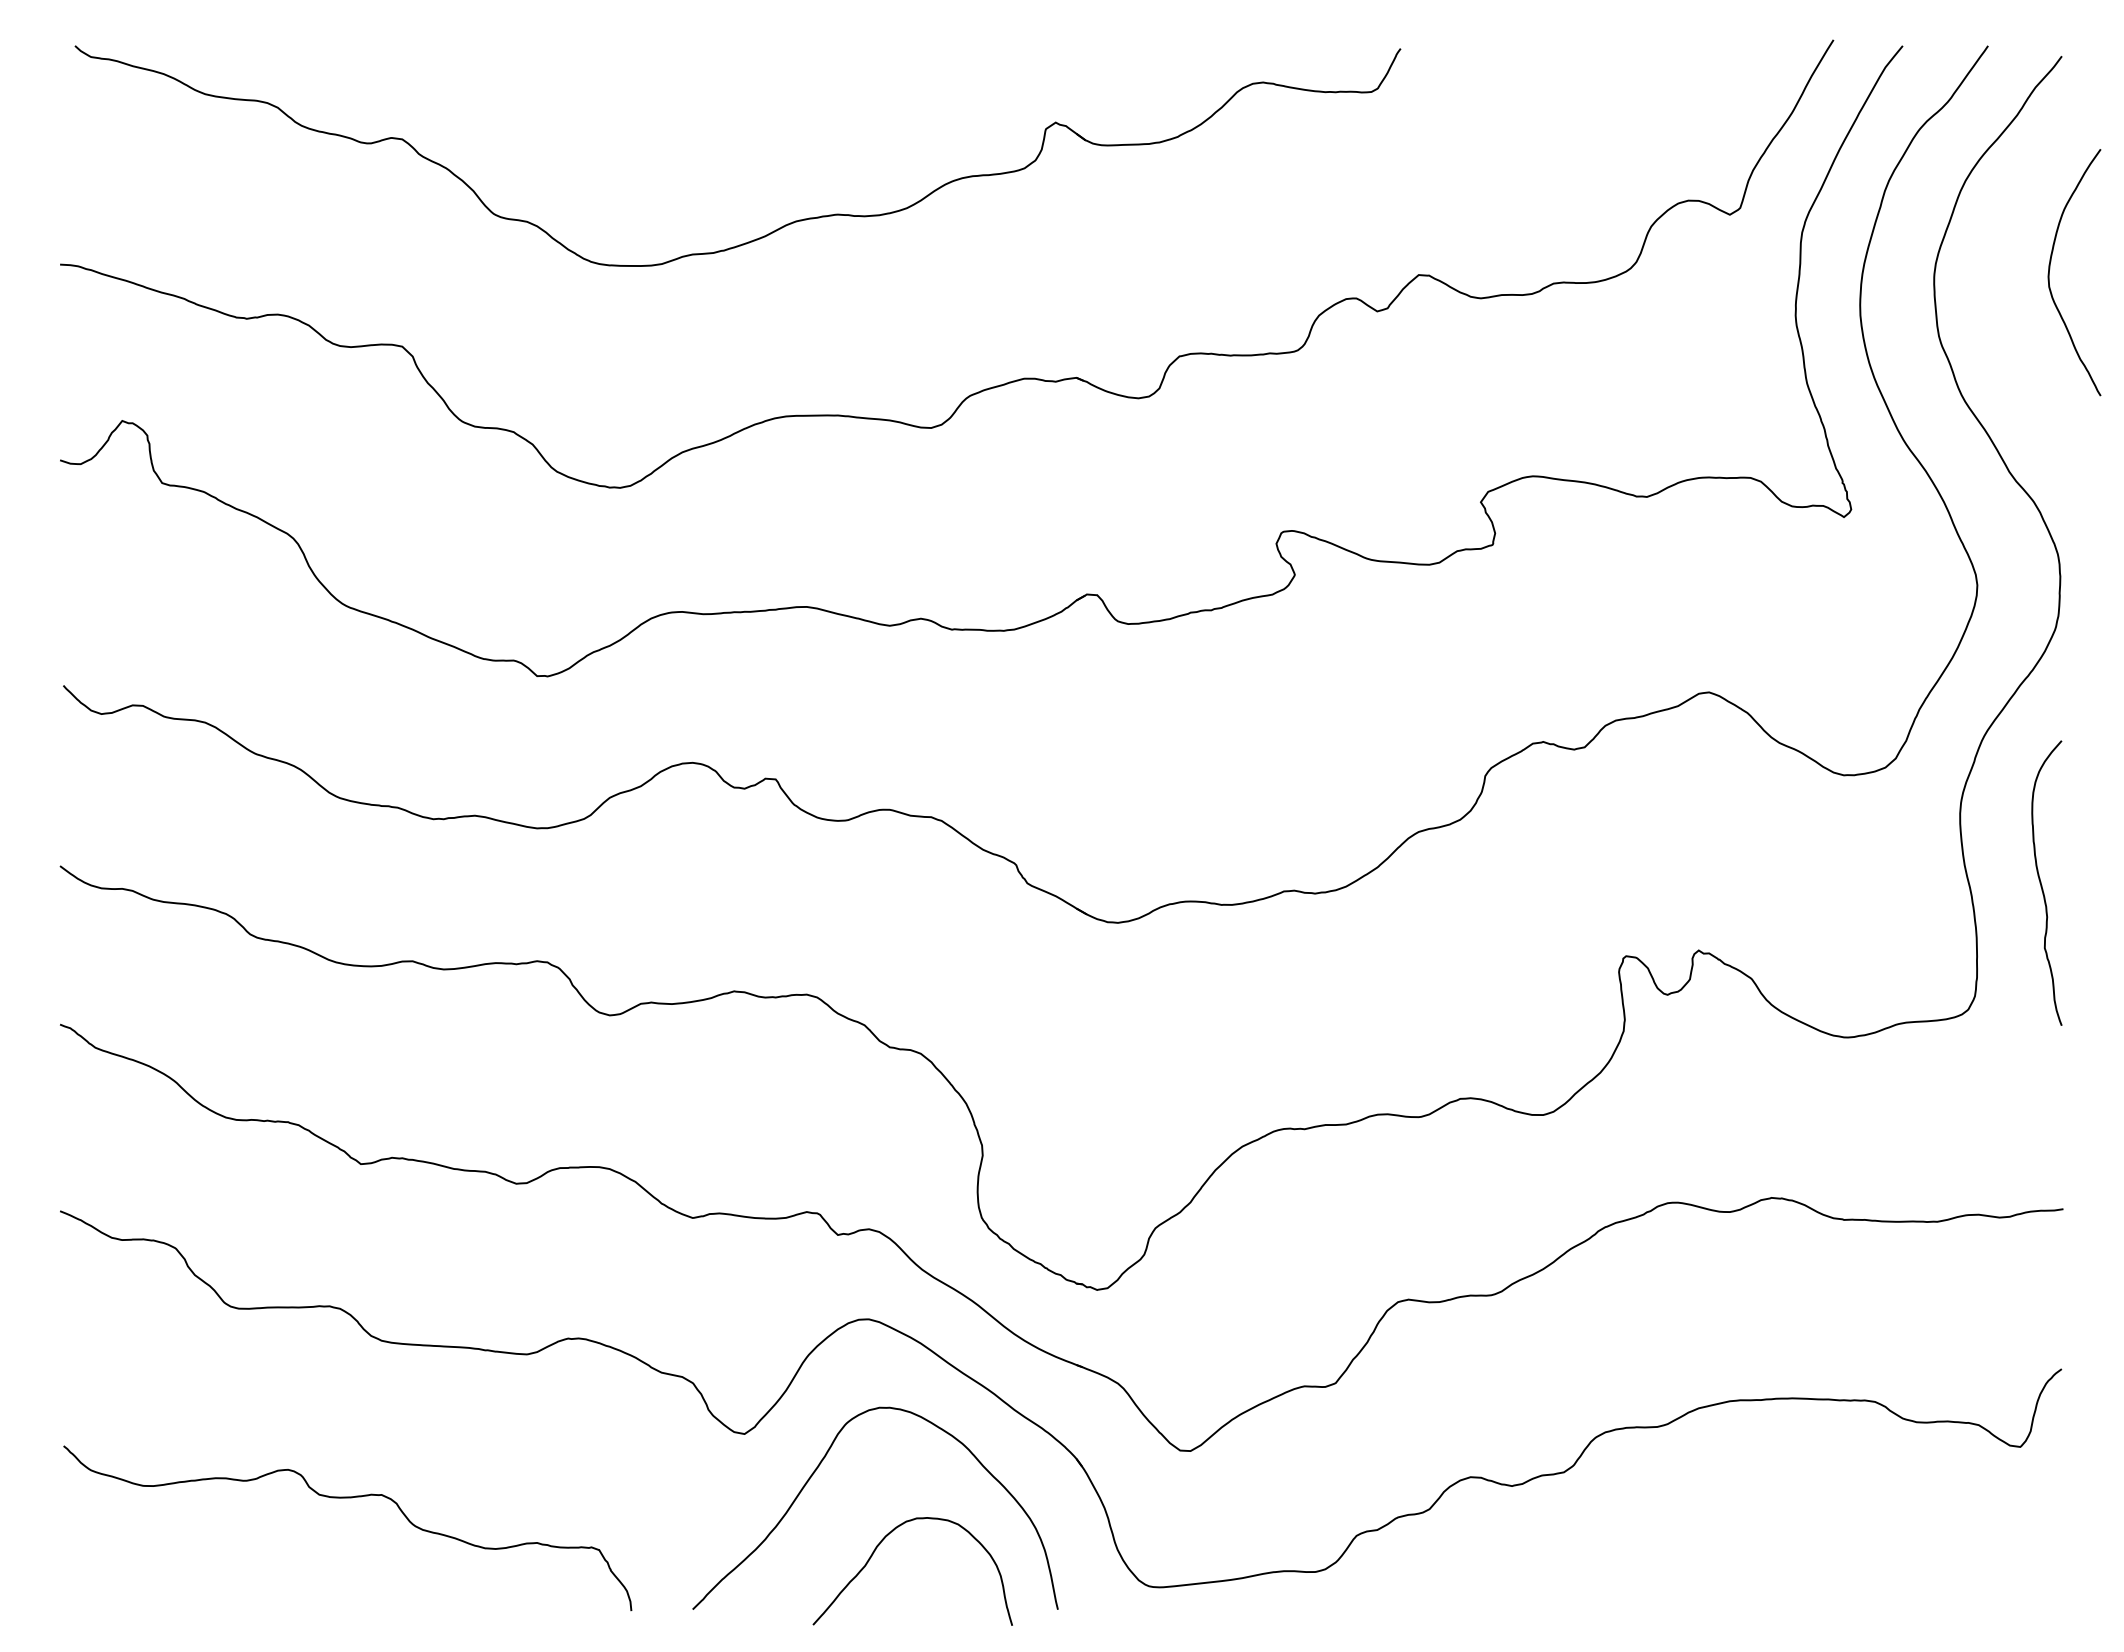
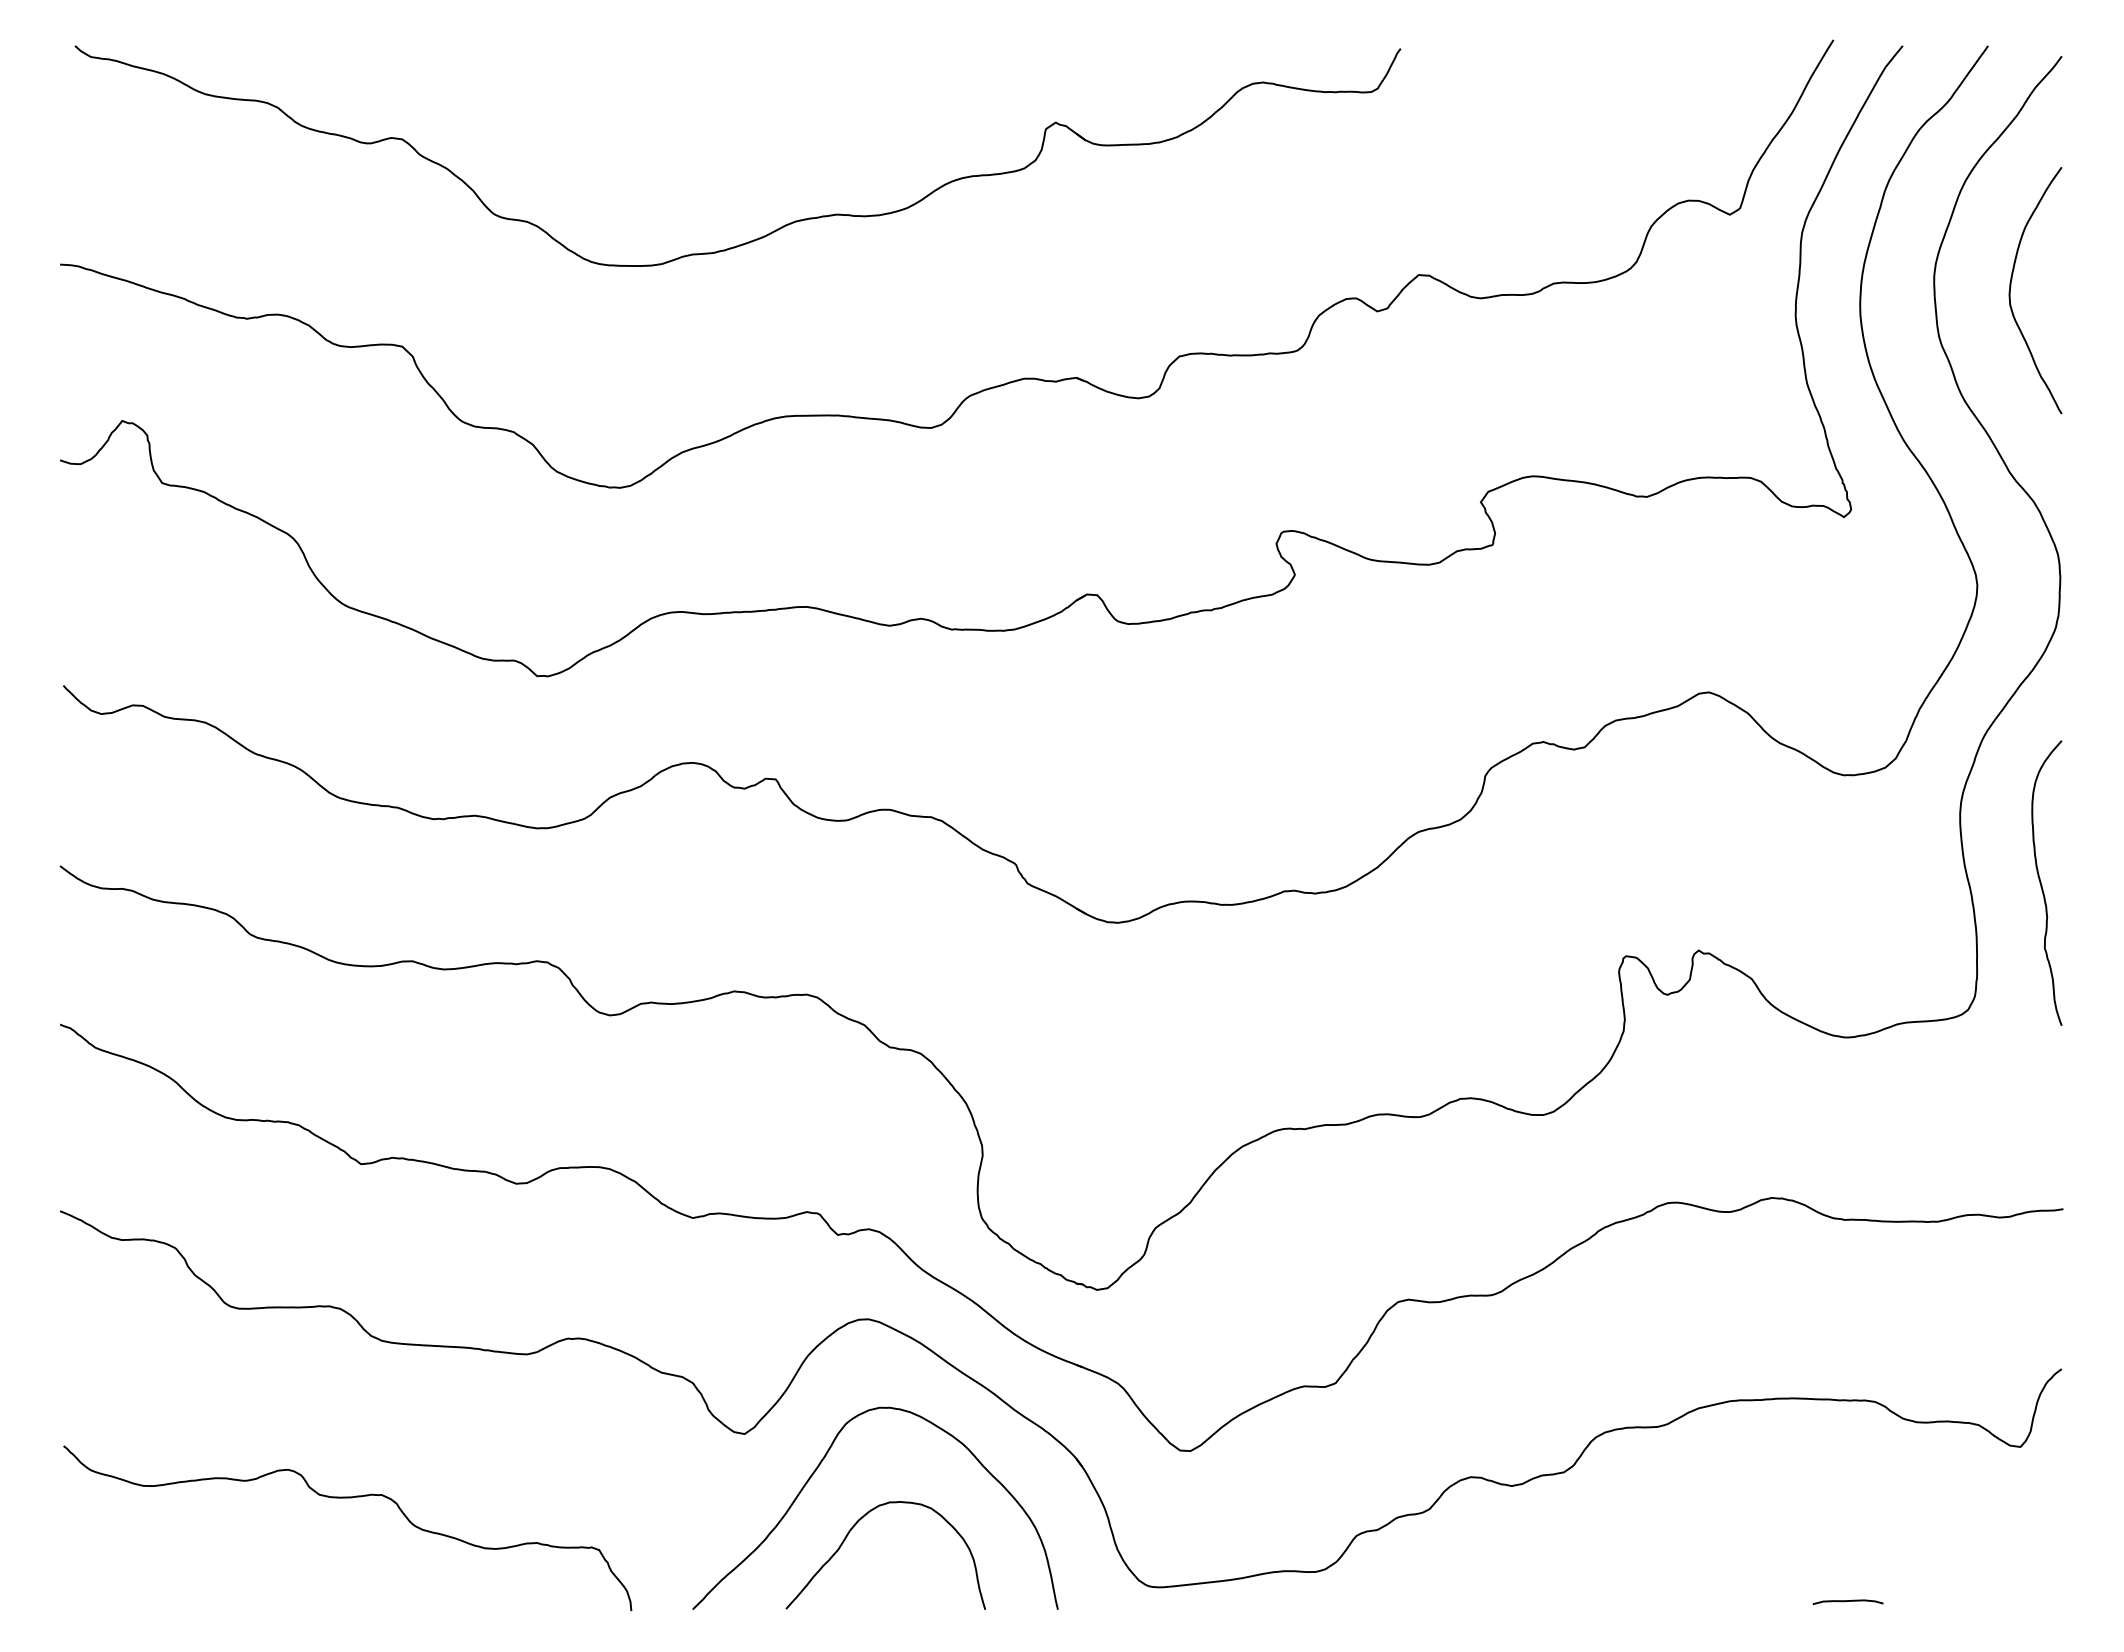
curve position: (2050, 269) -> (2011, 287) (2011, 287)
curve position: (880, 1544) -> (853, 1528) (853, 1528)
curve: none -> present (1847, 1601)
